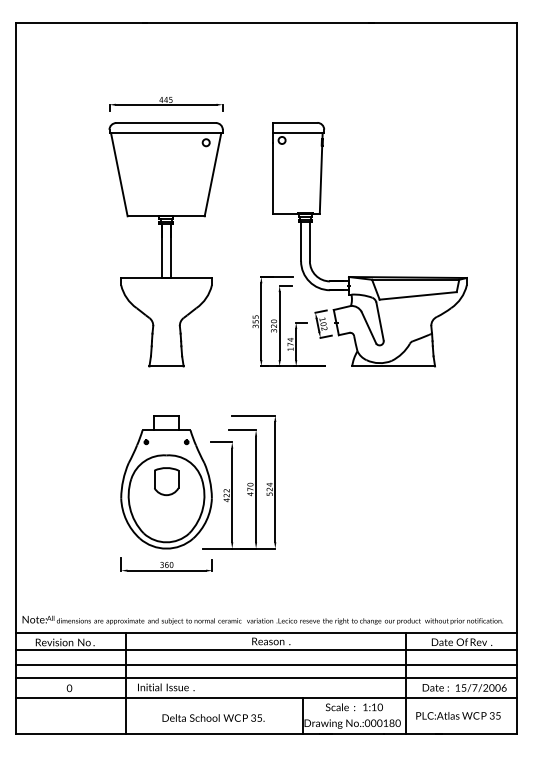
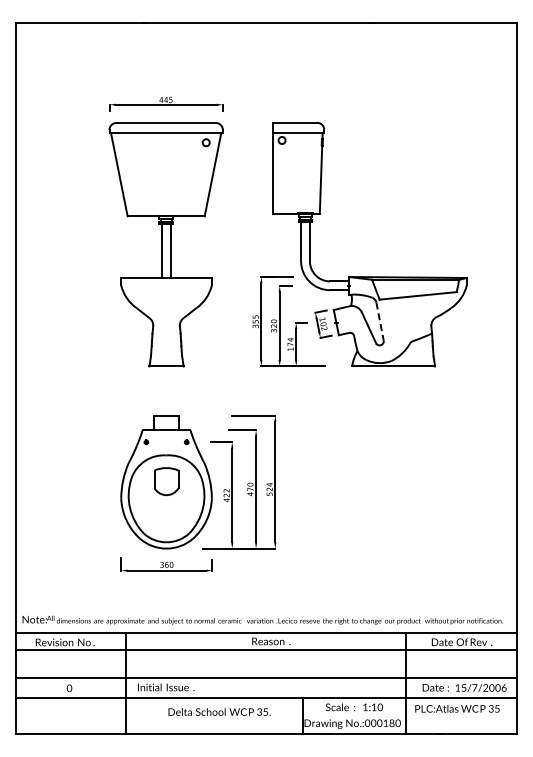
line: solid -> dashed (380, 322)
line: present -> none (266, 664)
text position: (458, 715) -> (457, 708) (457, 708)
text position: (213, 717) -> (219, 711) (219, 711)
